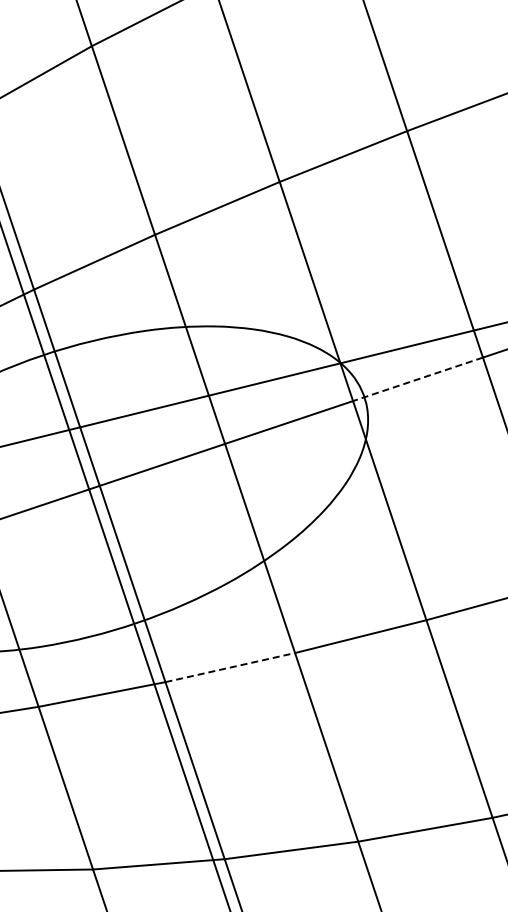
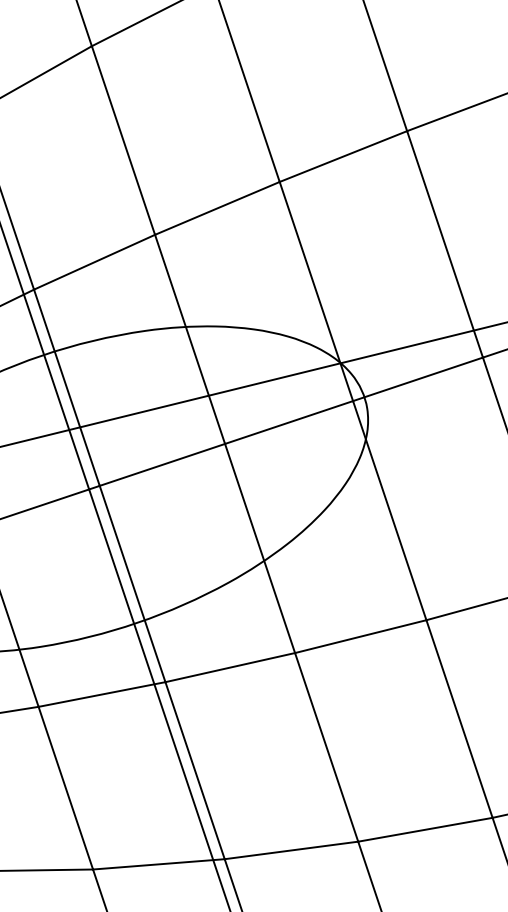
line: dashed -> solid (417, 379)
line: dashed -> solid (230, 667)
